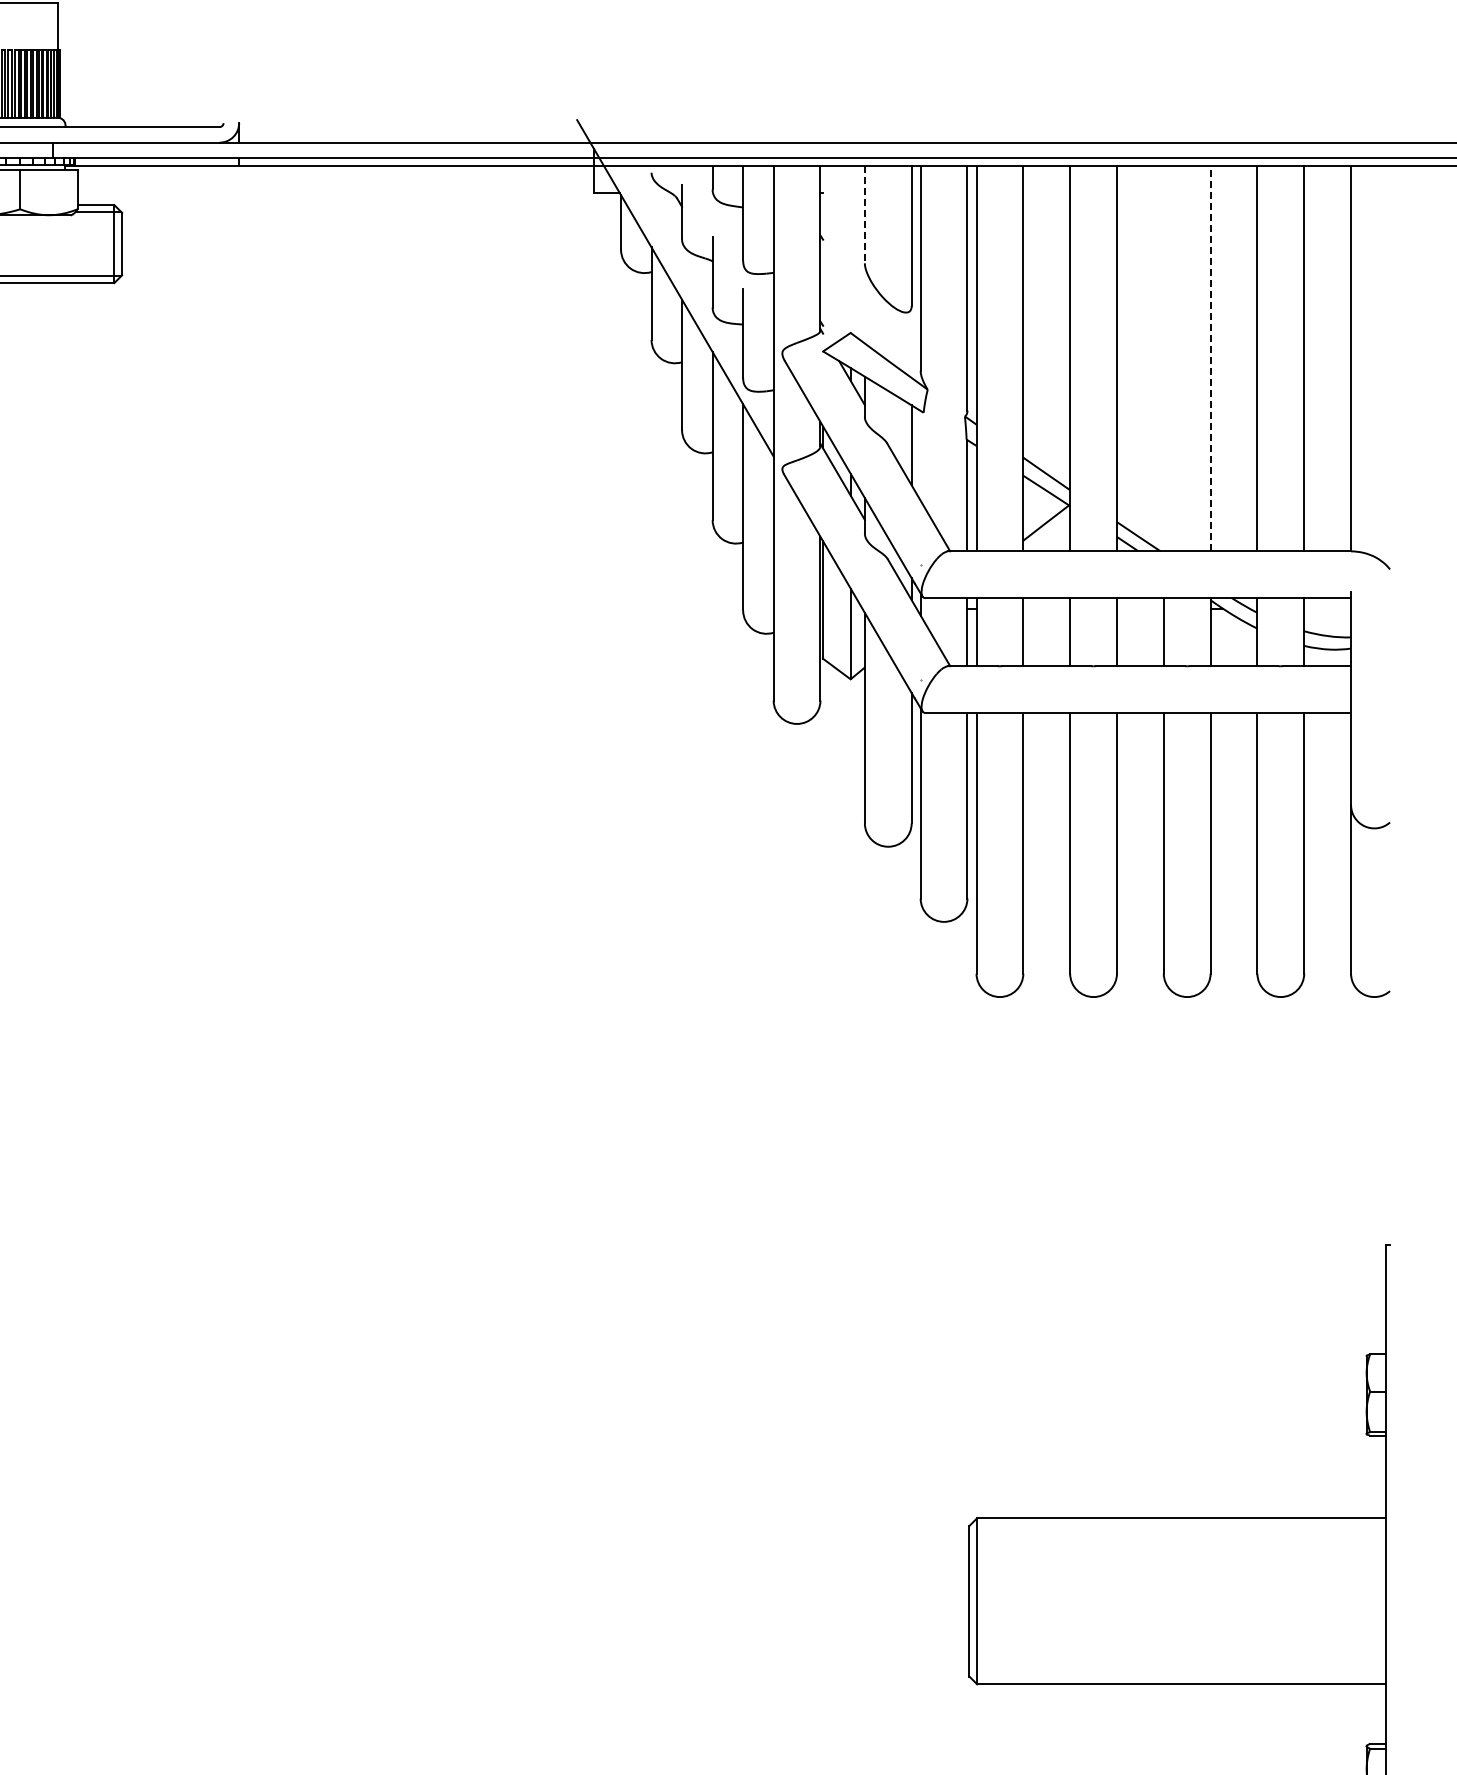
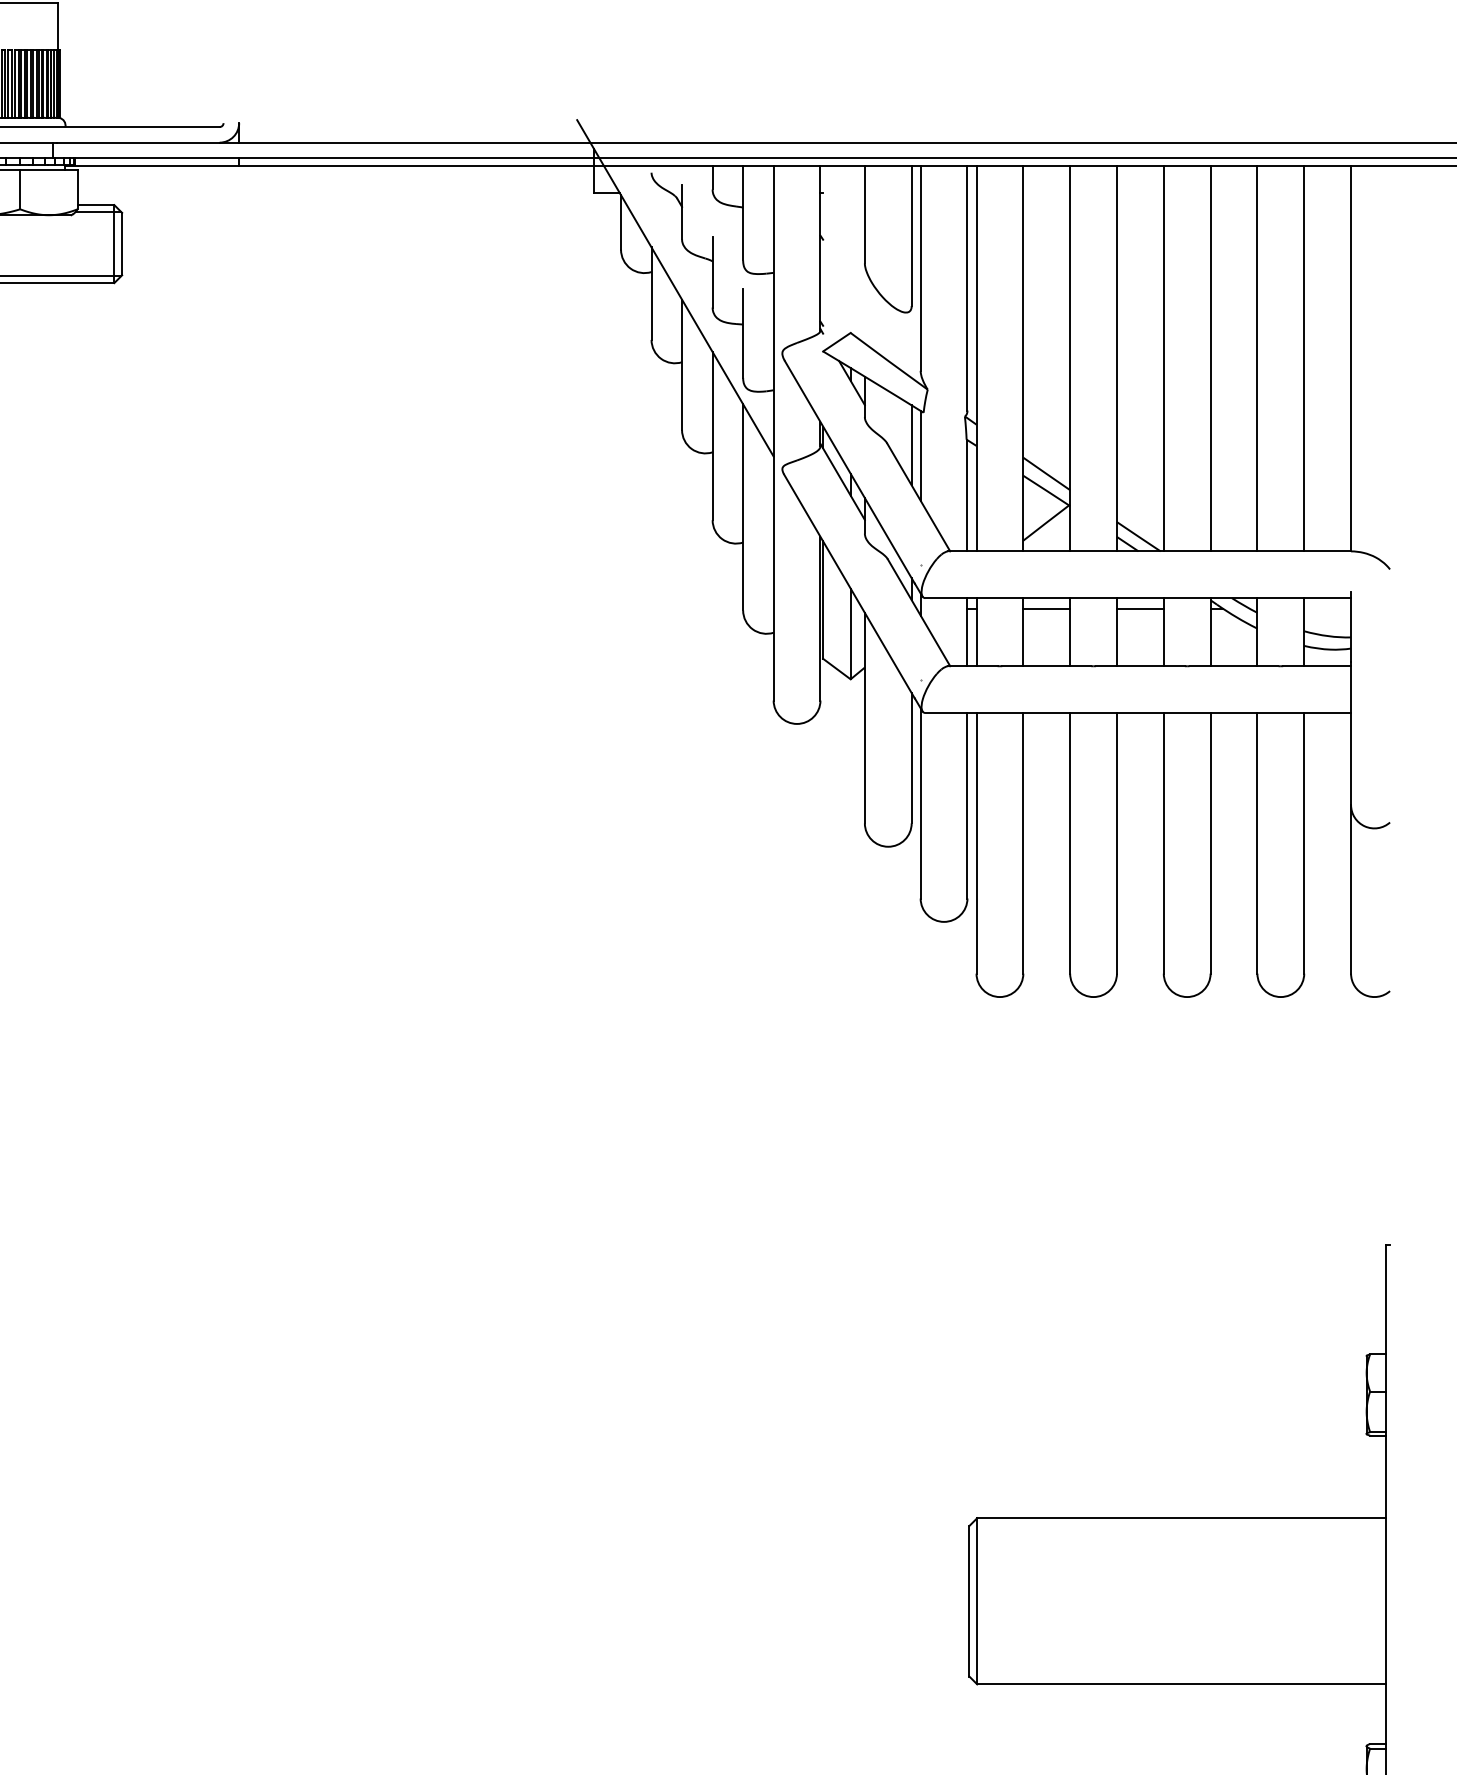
line: dashed -> solid (864, 214)
line: none -> present (1163, 358)
line: dashed -> solid (1210, 358)
line: none -> present (920, 455)
line: none -> present (1046, 609)
line: none -> present (1139, 609)
